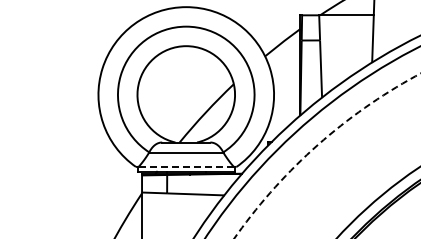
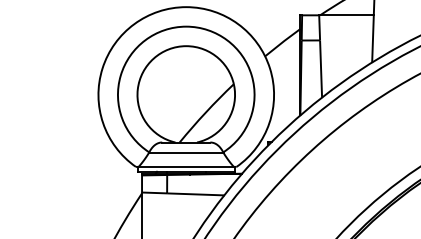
arc: dashed -> solid (315, 147)
line: dashed -> solid (186, 166)
